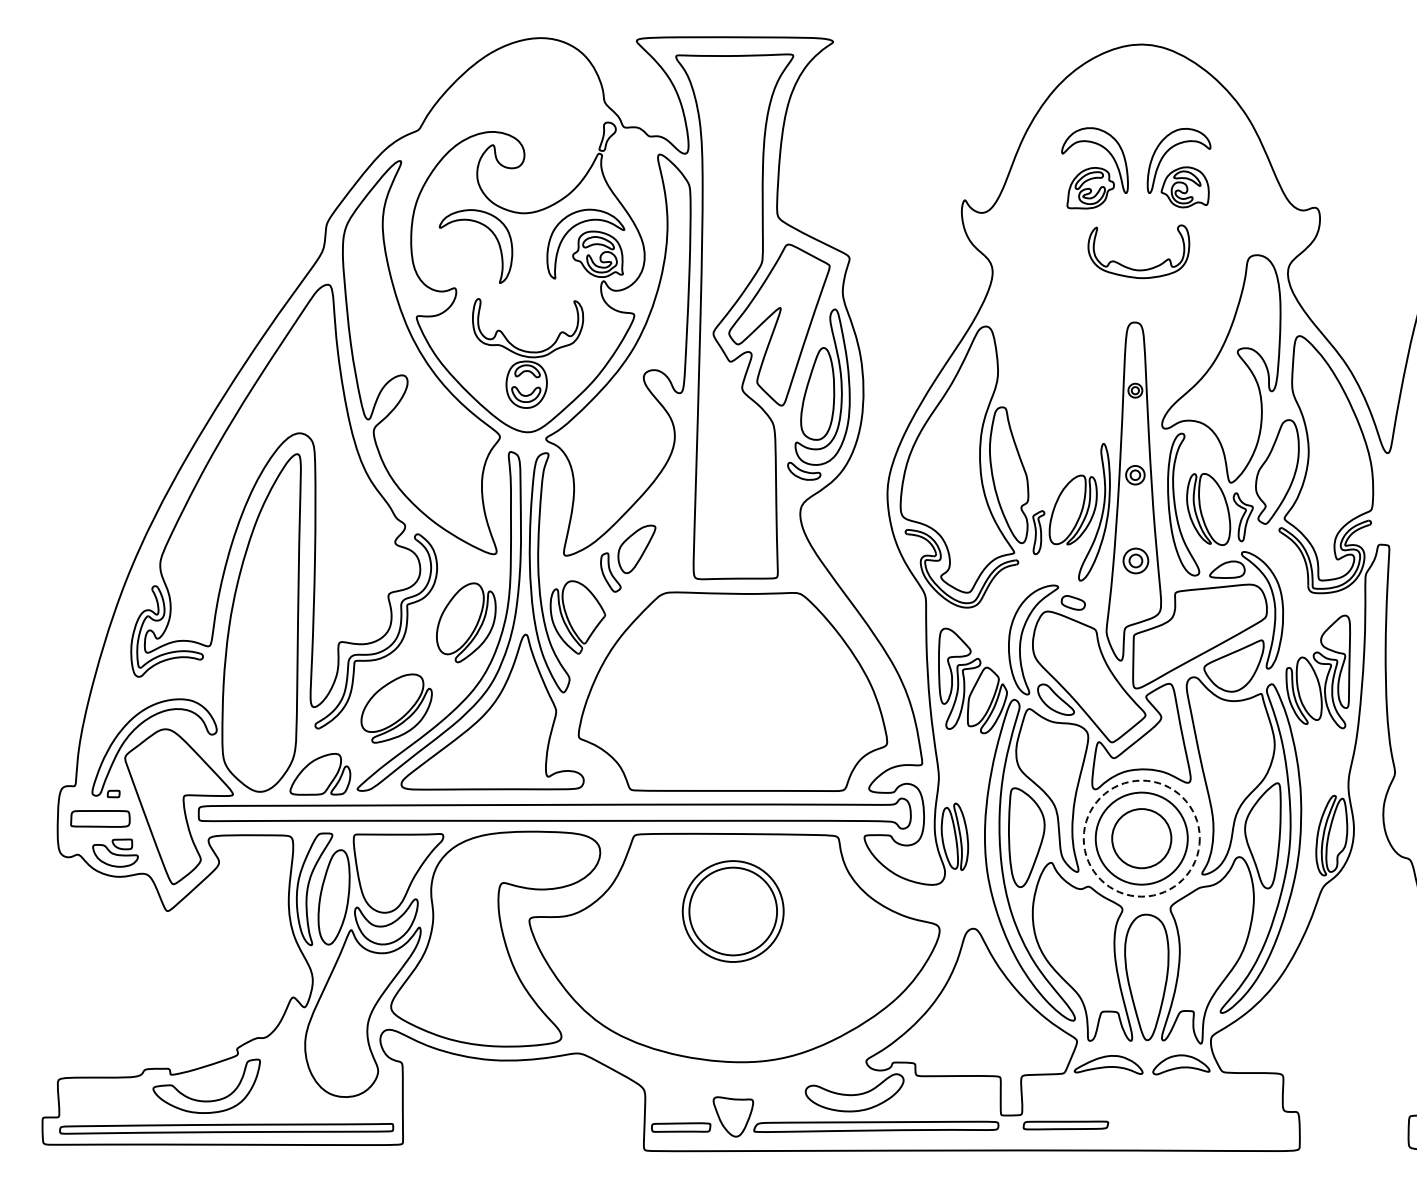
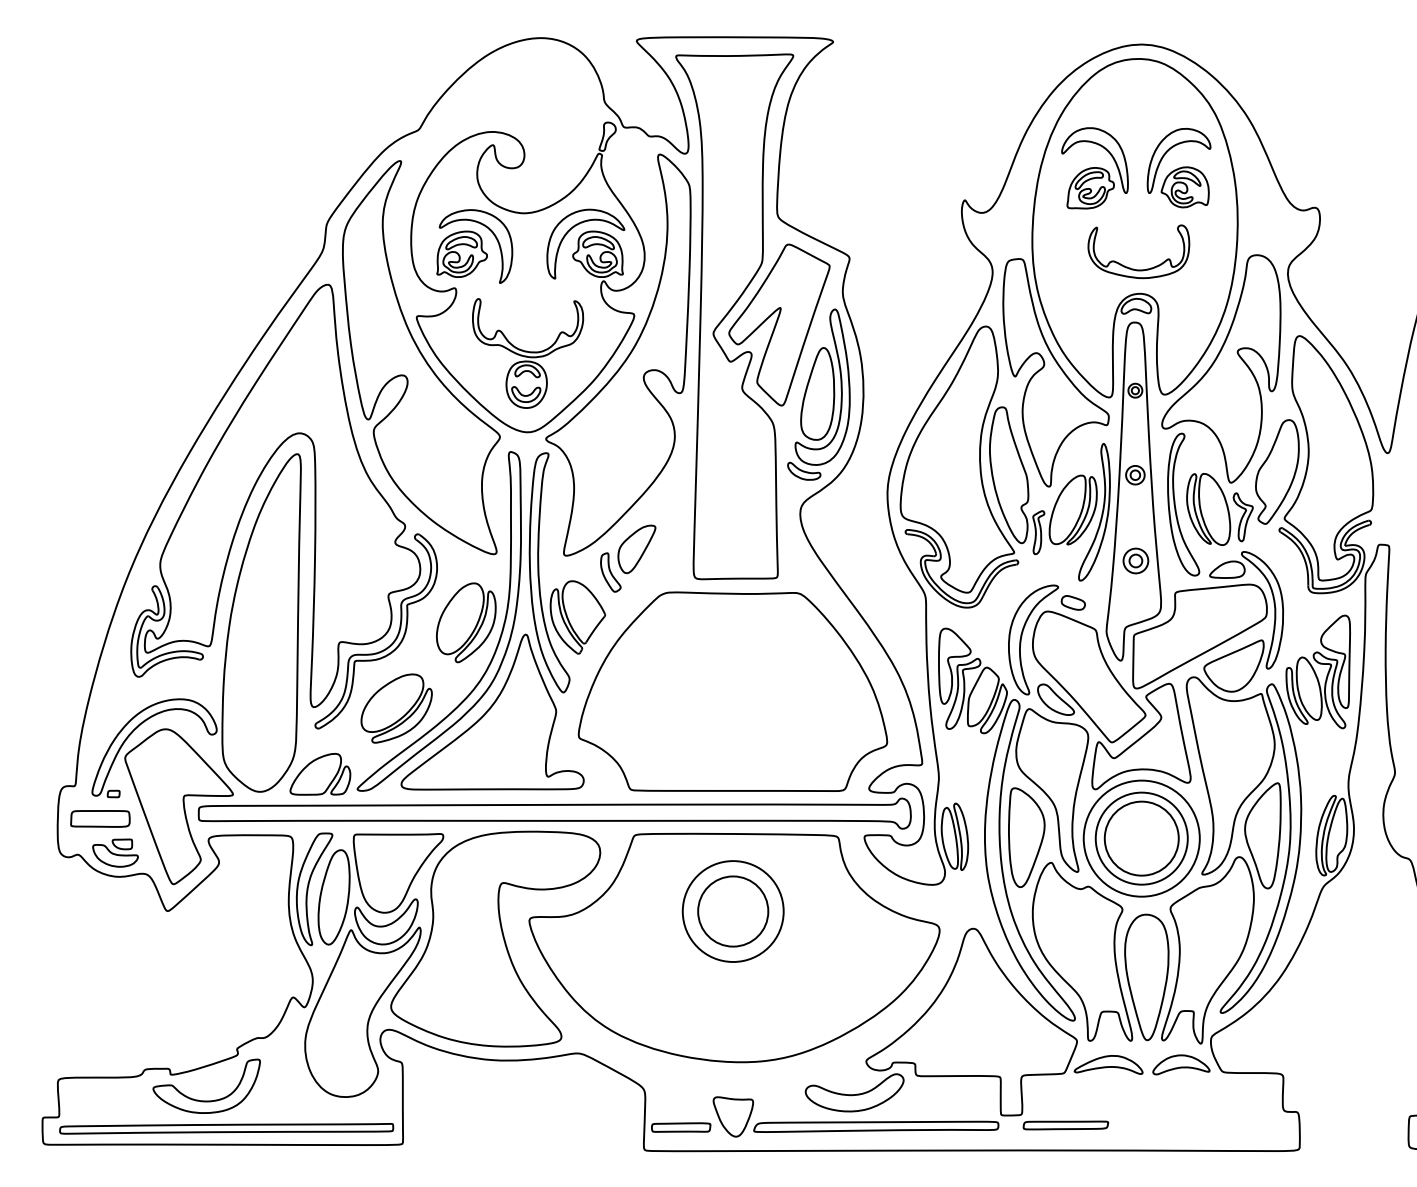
part: none -> present (461, 253)
part: none -> present (1120, 272)
circle diameter: 59 px -> 74 px (1141, 838)
circle: dashed -> solid (1141, 838)
circle diameter: 88 px -> 70 px (733, 911)
